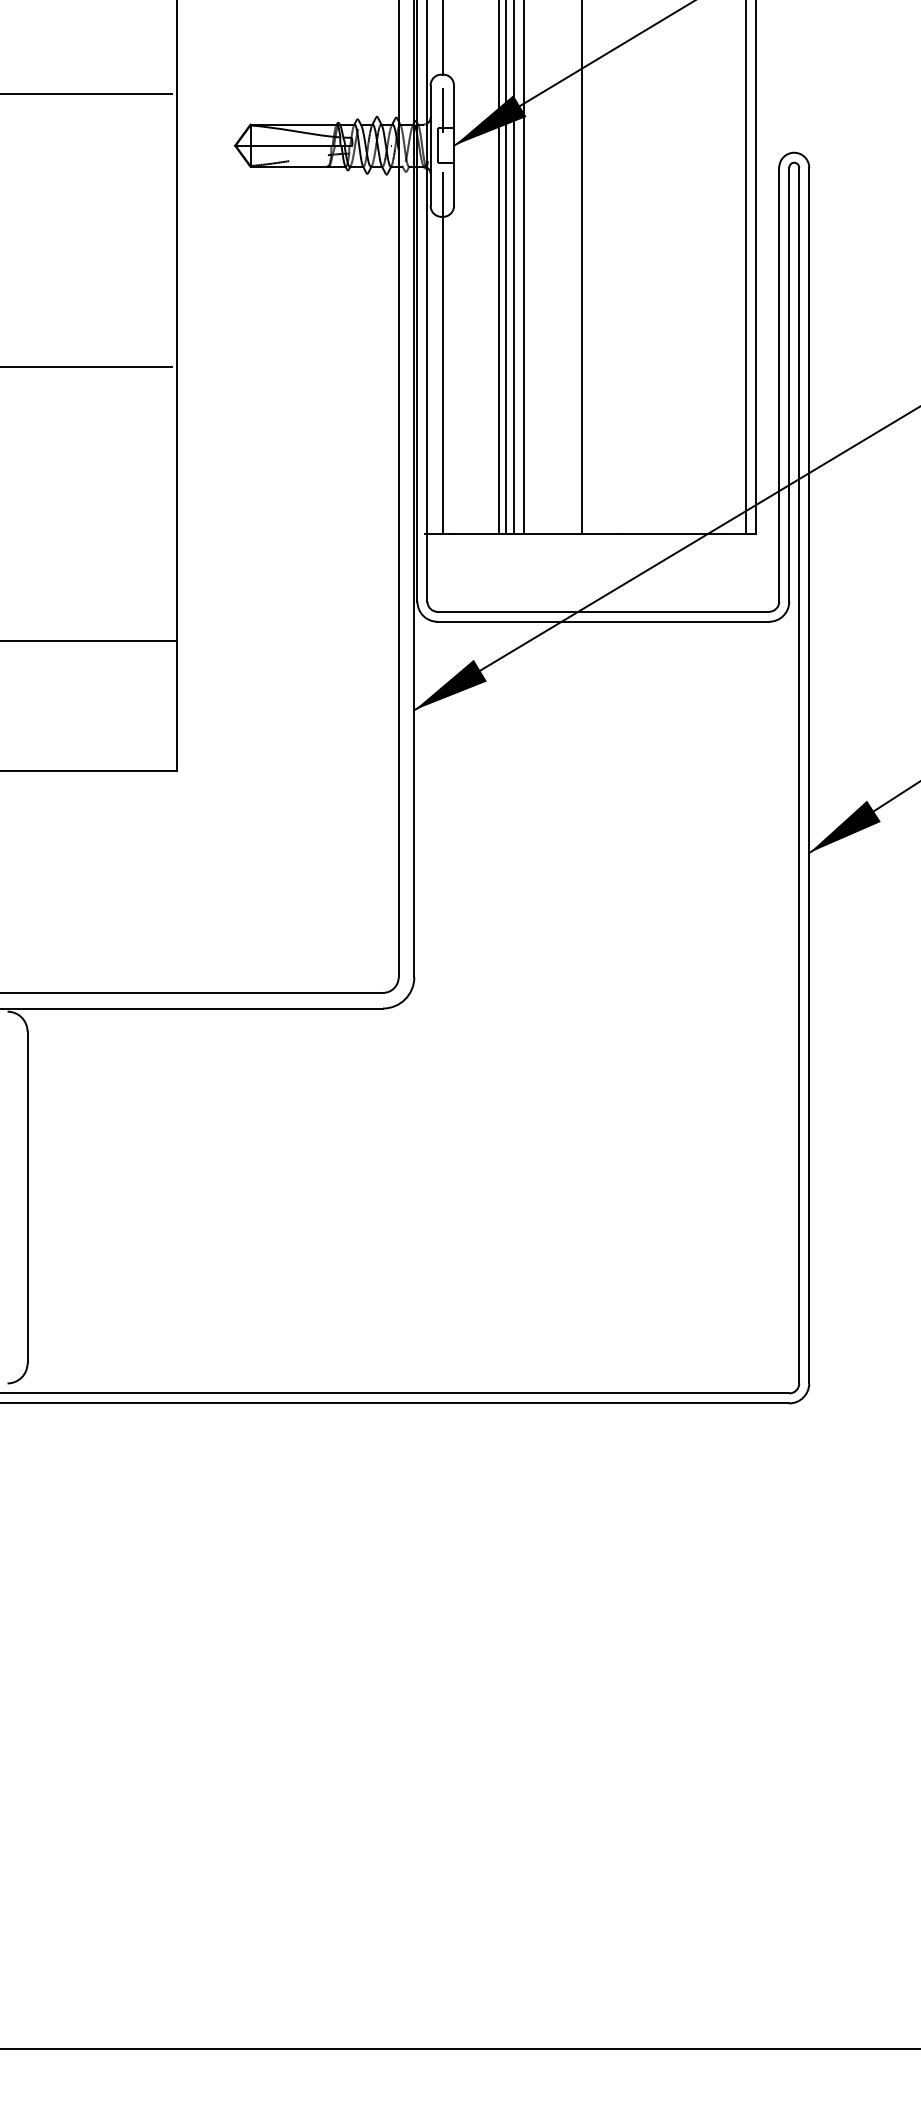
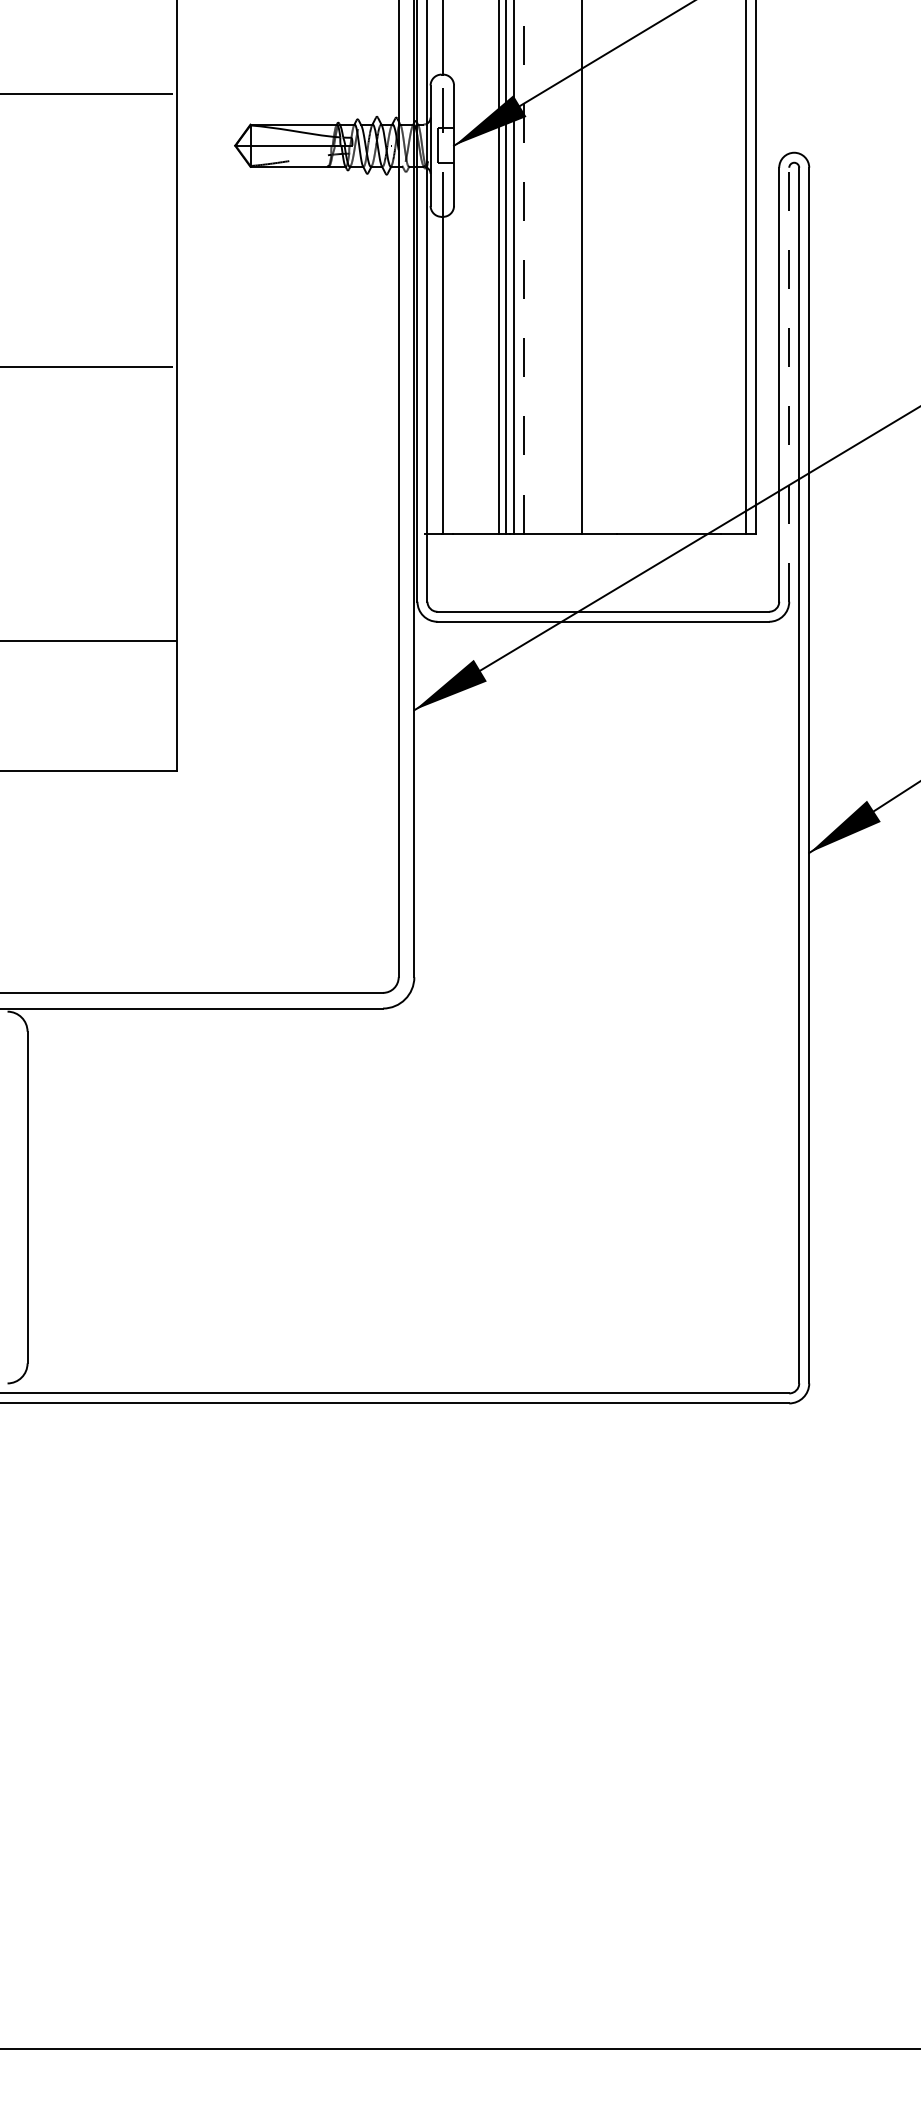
line: solid -> dashed (524, 266)
line: solid -> dashed (789, 384)
